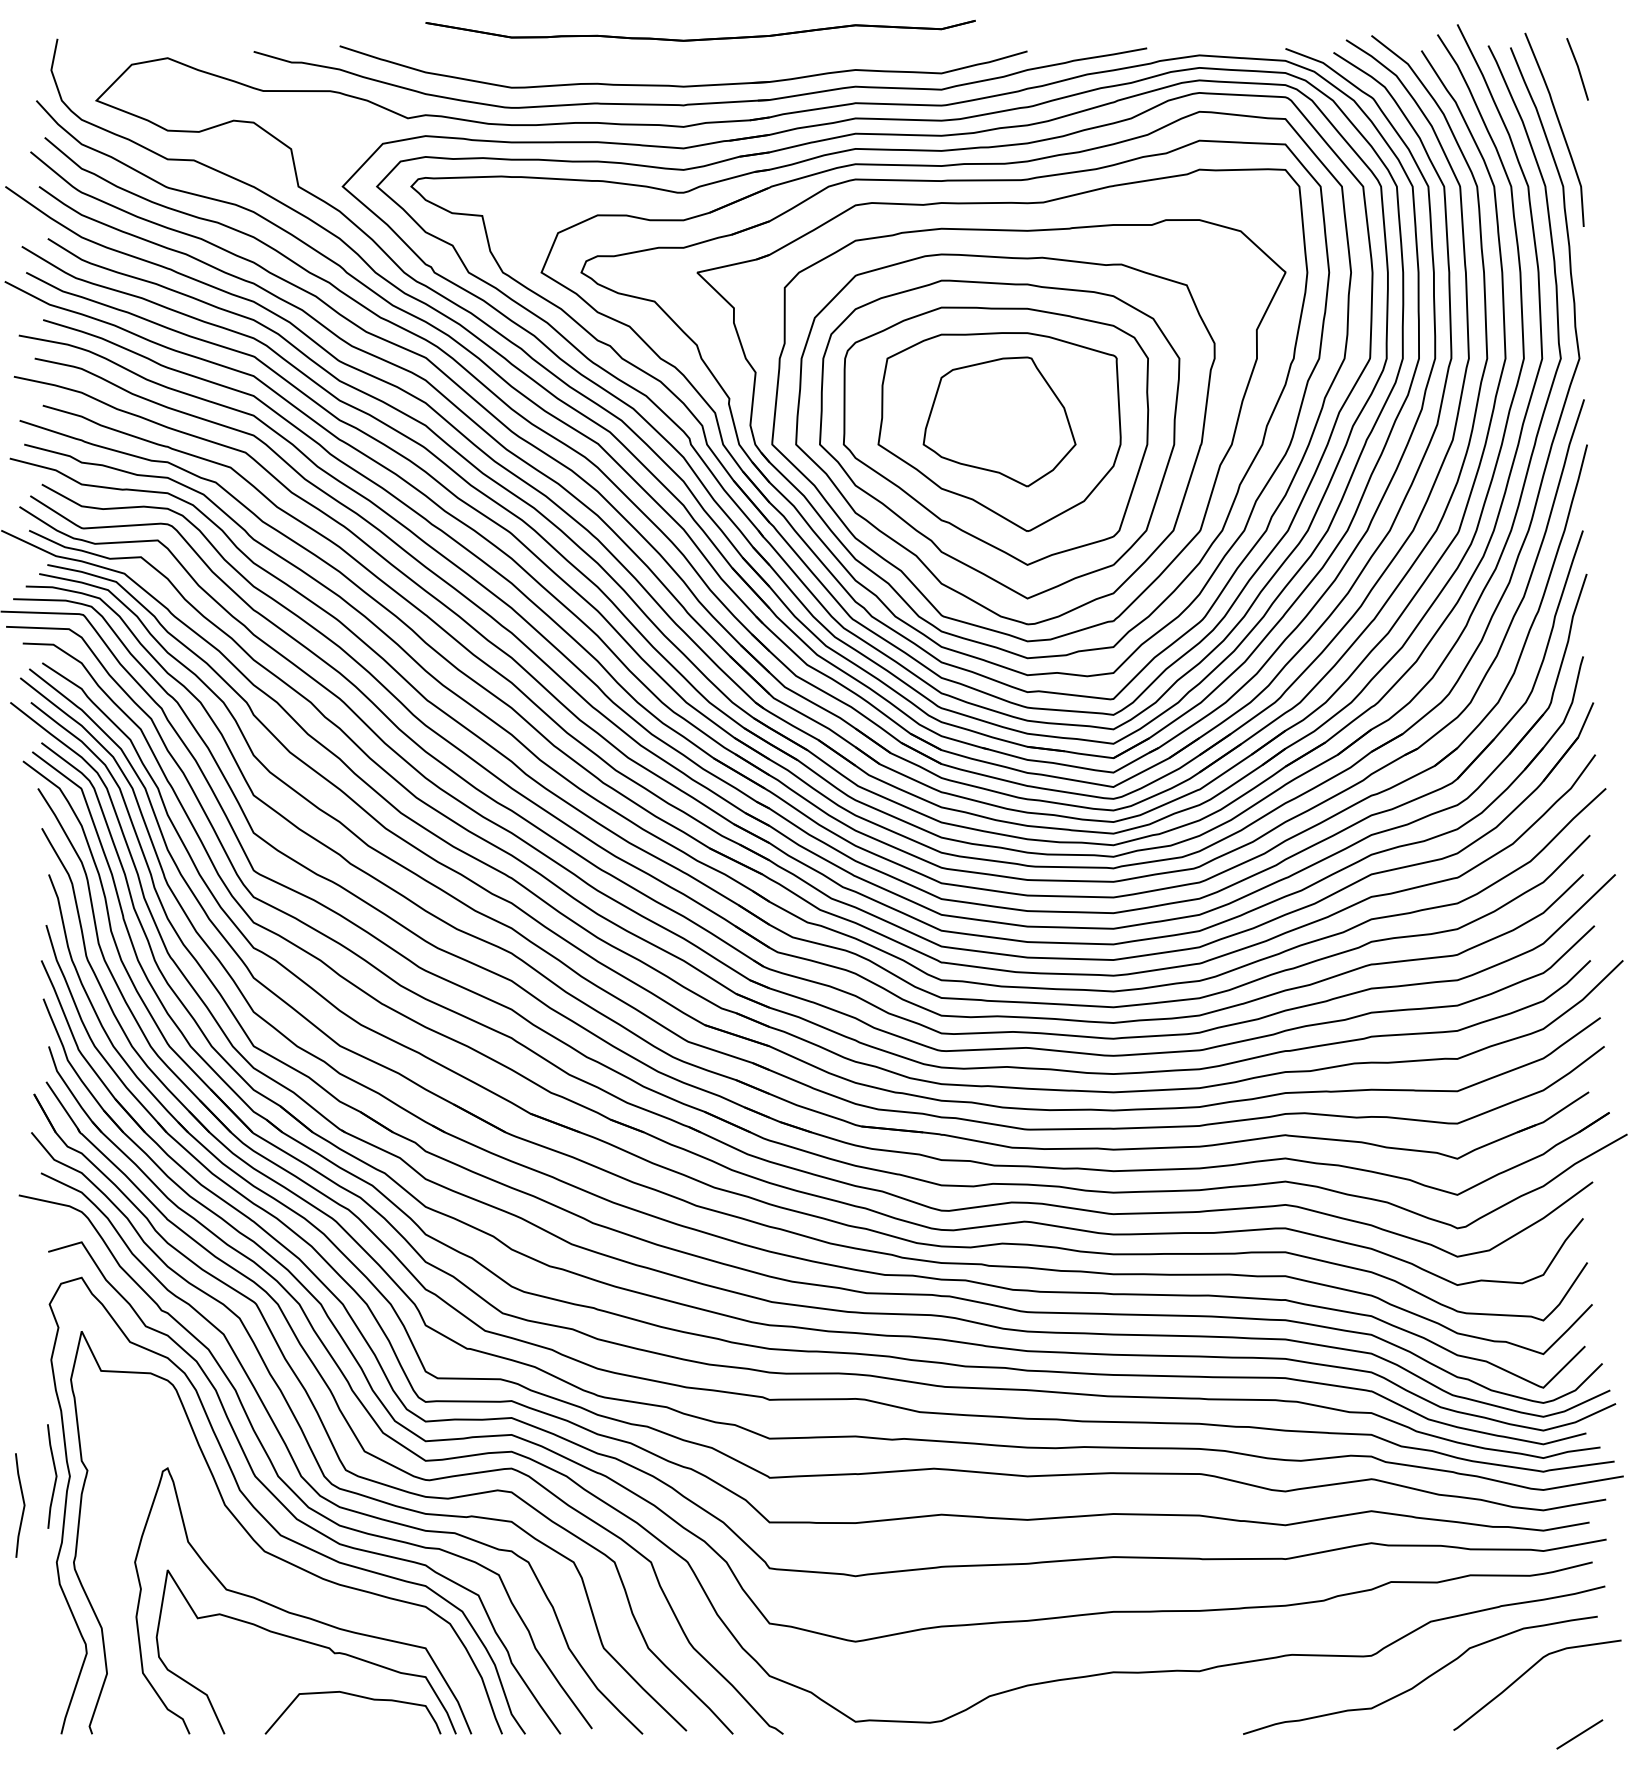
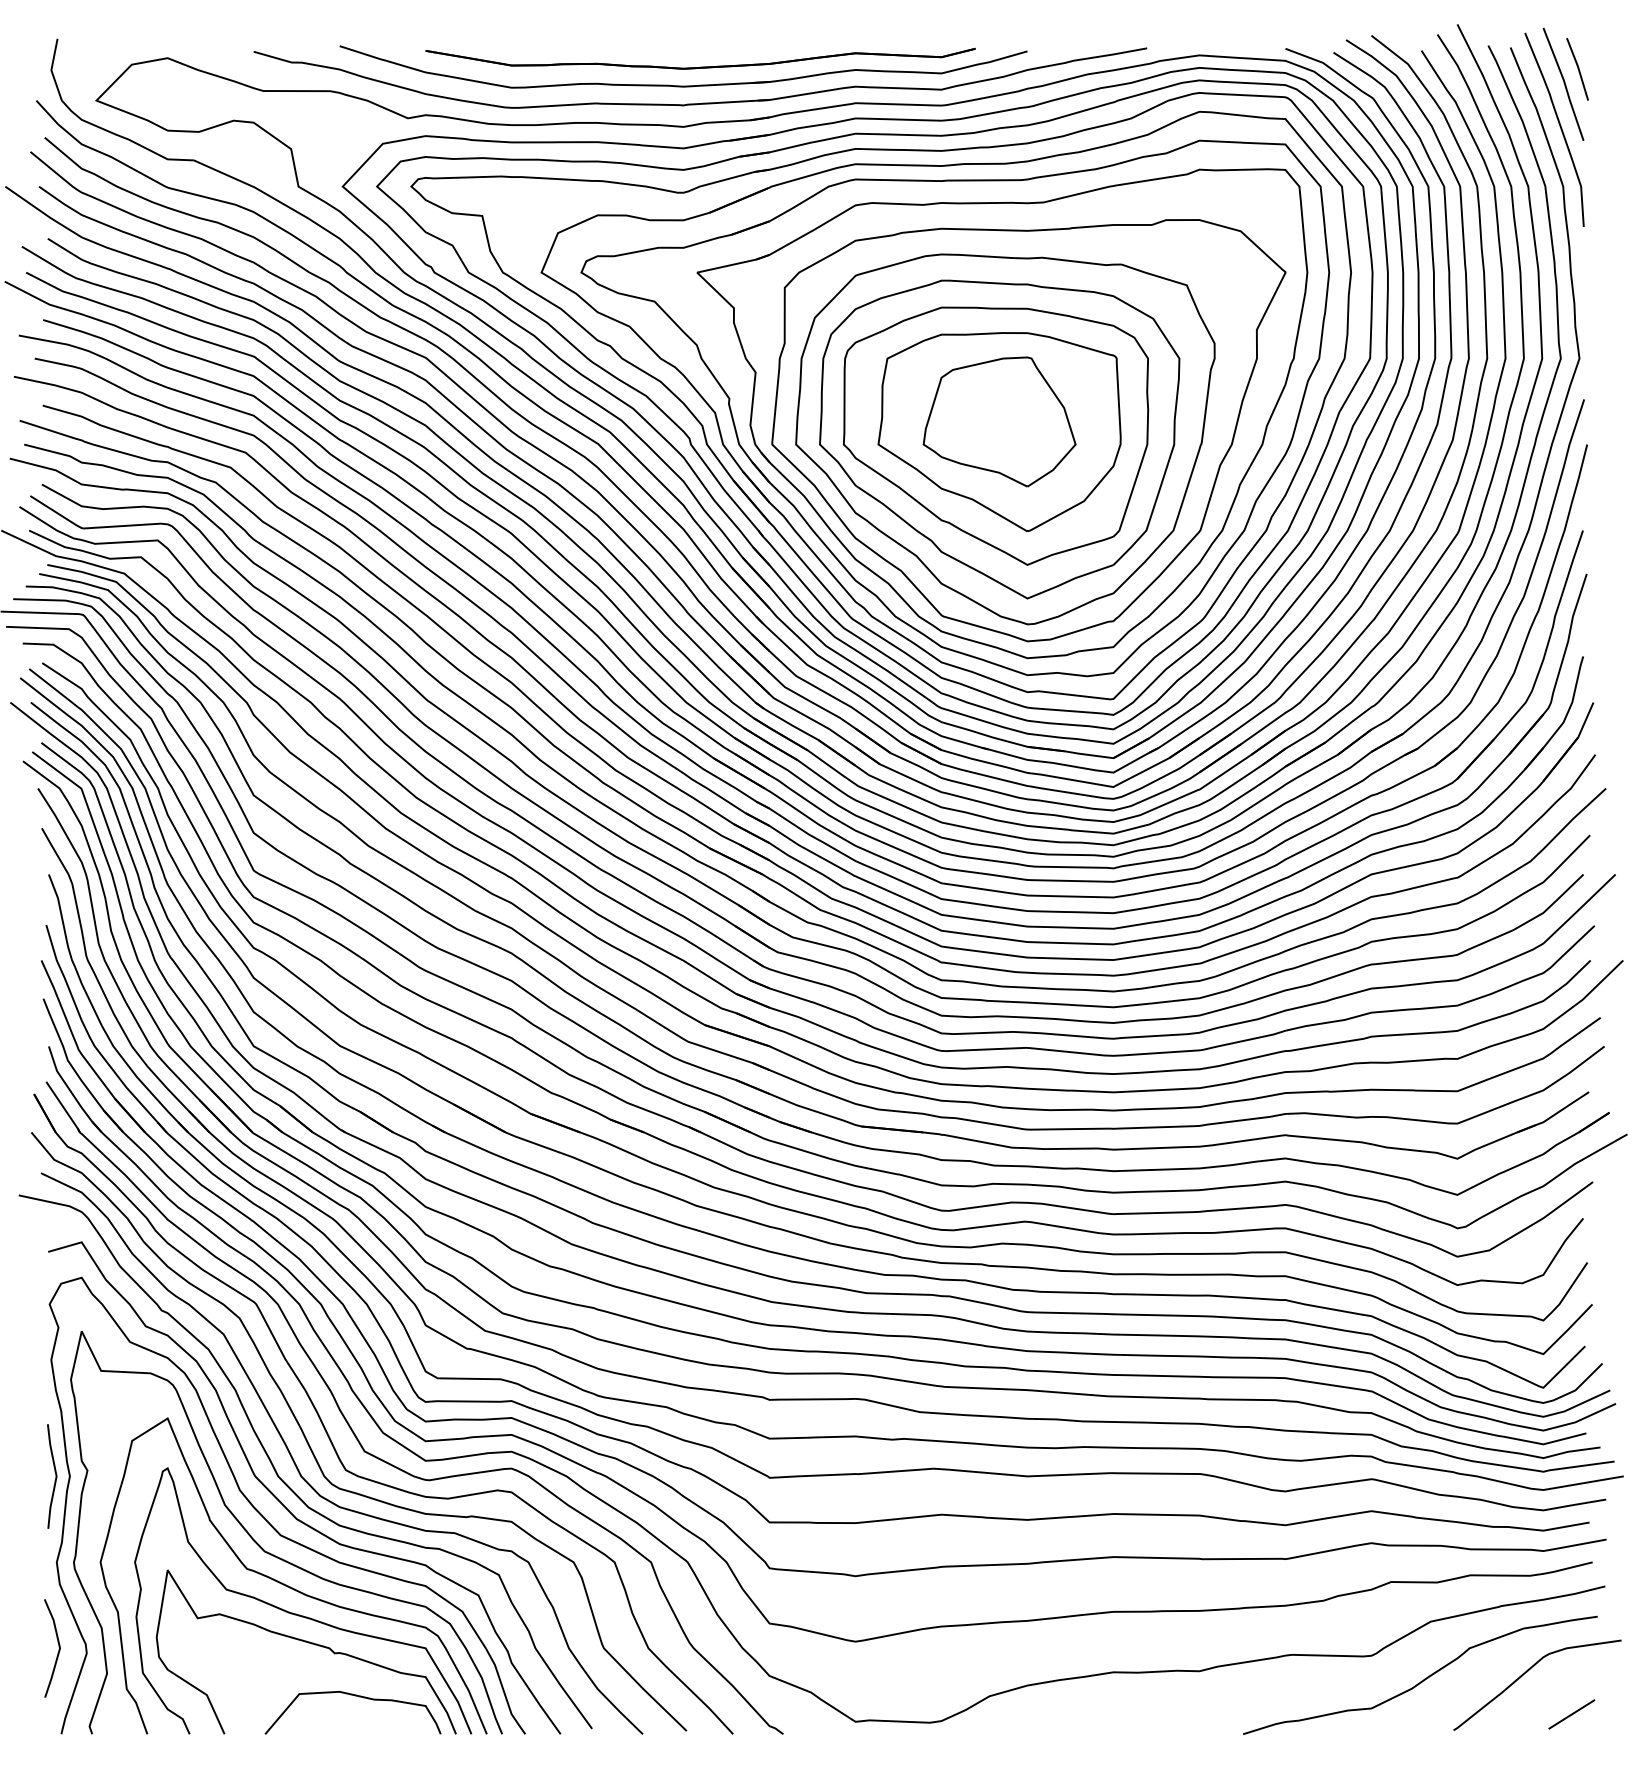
part position: (700, 38) -> (700, 66) (700, 66)
line: none -> present (1563, 83)
line: present -> none (23, 1505)
curve: none -> present (288, 1585)
line: none -> present (58, 1649)
line position: (1579, 1734) -> (1571, 1714) (1571, 1714)
